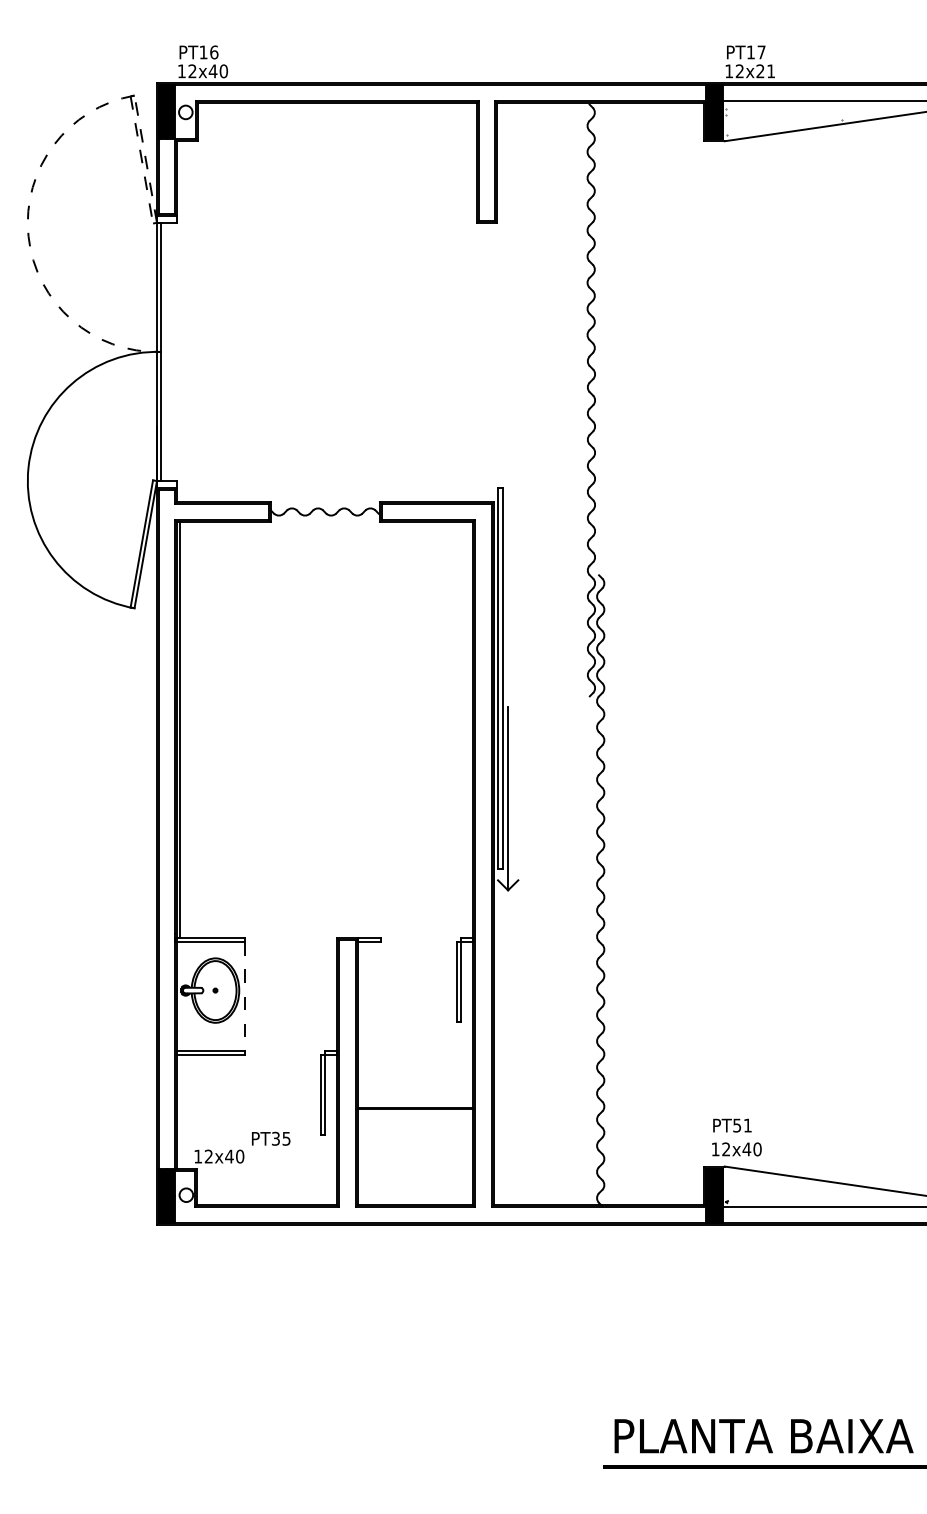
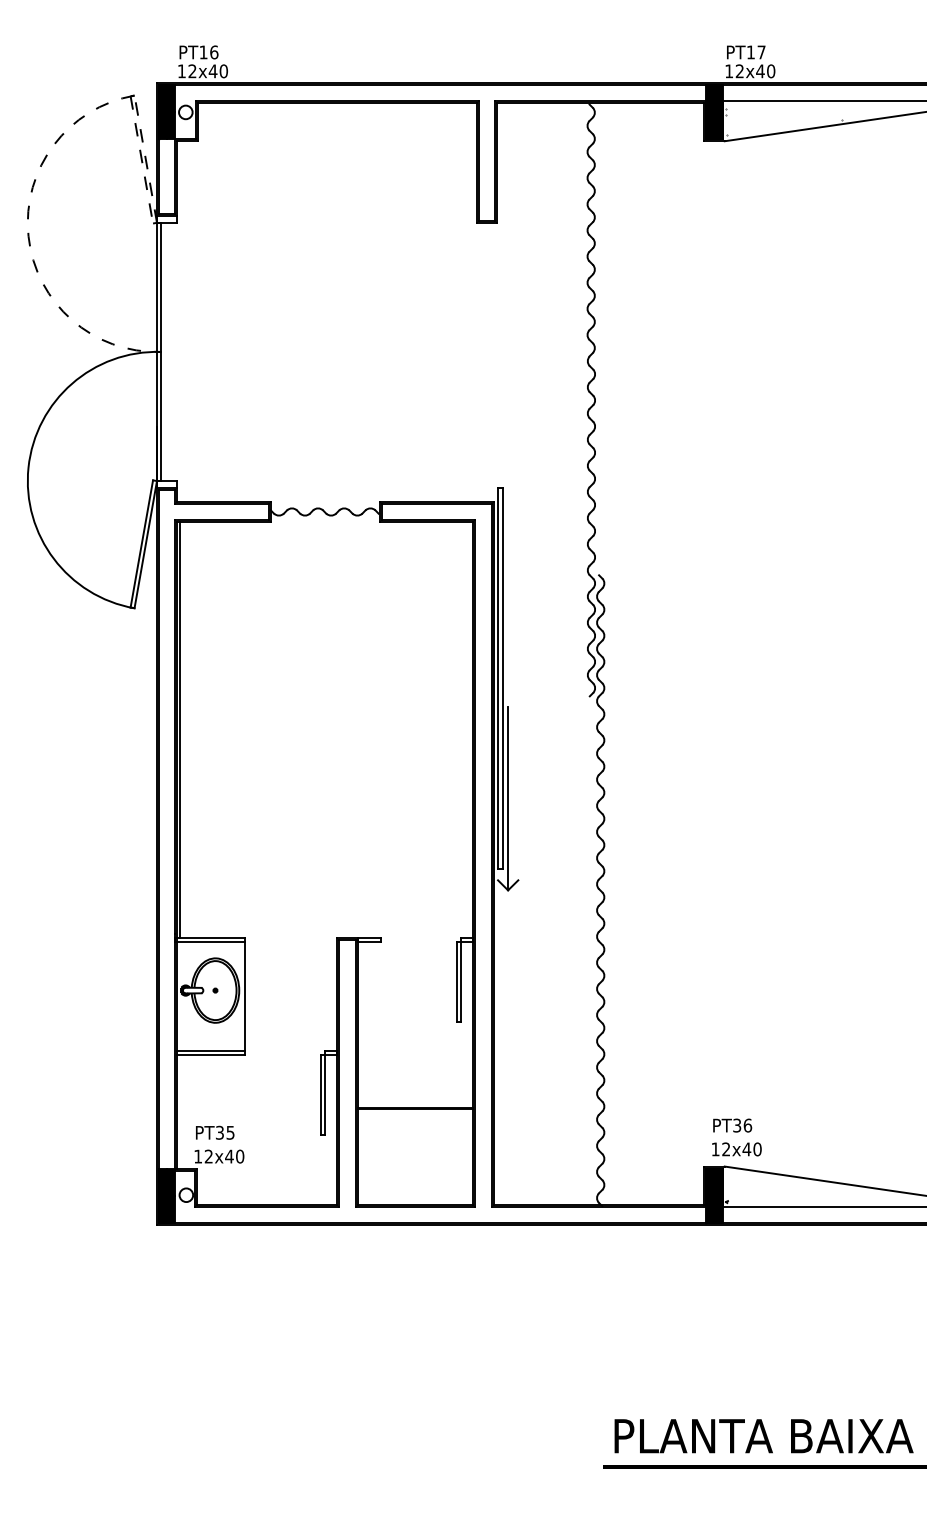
text: 12x21 -> 12x40 (765, 71)
line: dashed -> solid (245, 997)
text: PT51 -> PT36 (742, 1125)
text position: (271, 1138) -> (215, 1132) (215, 1132)
